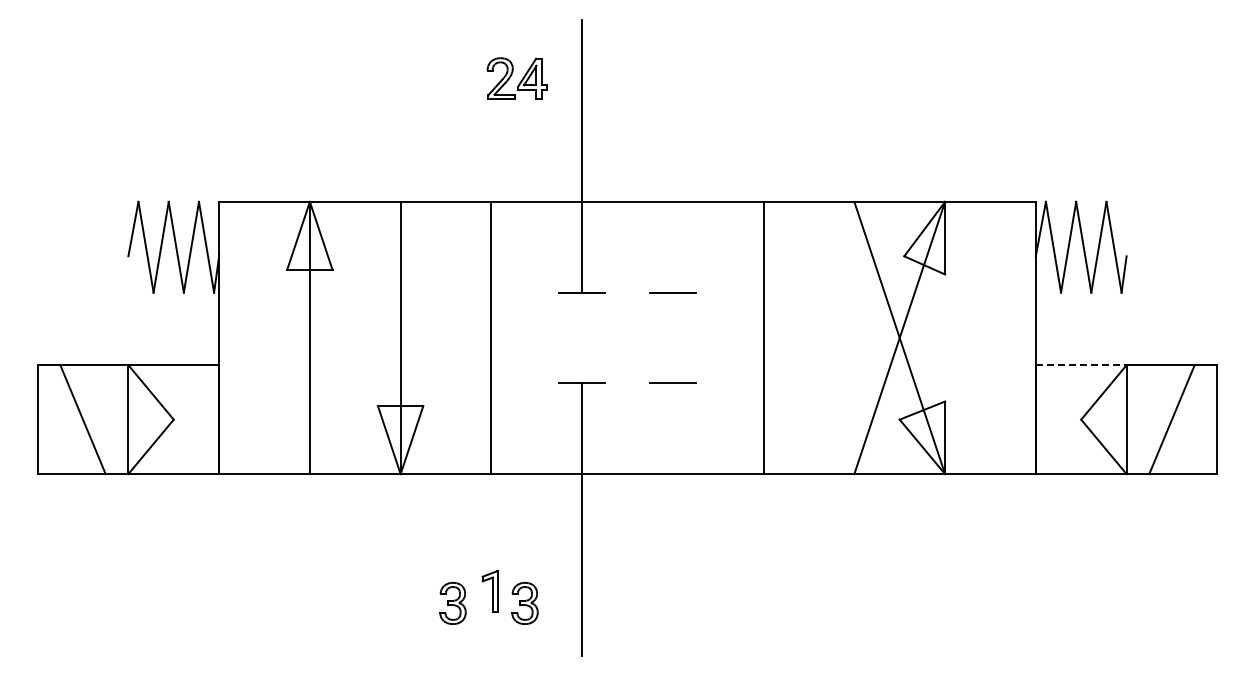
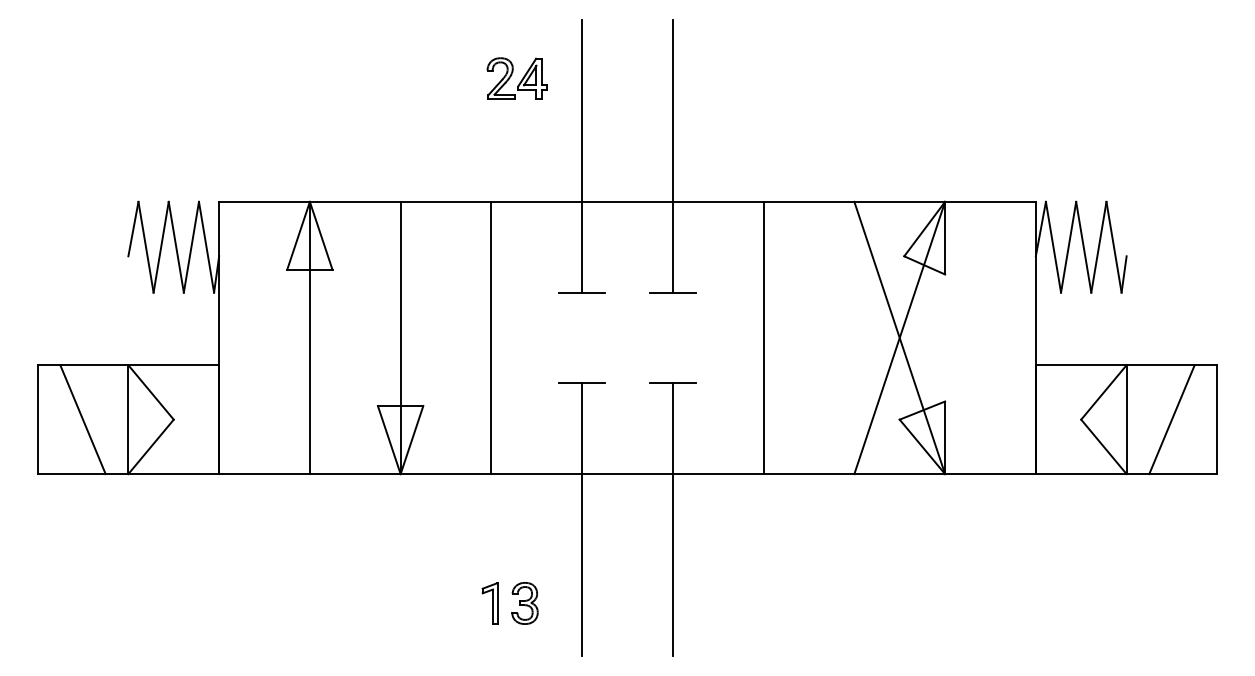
line: none -> present (672, 156)
line: dashed -> solid (1081, 365)
line: none -> present (672, 519)
part position: (489, 591) -> (489, 603) (489, 603)
part: present -> none (452, 603)
